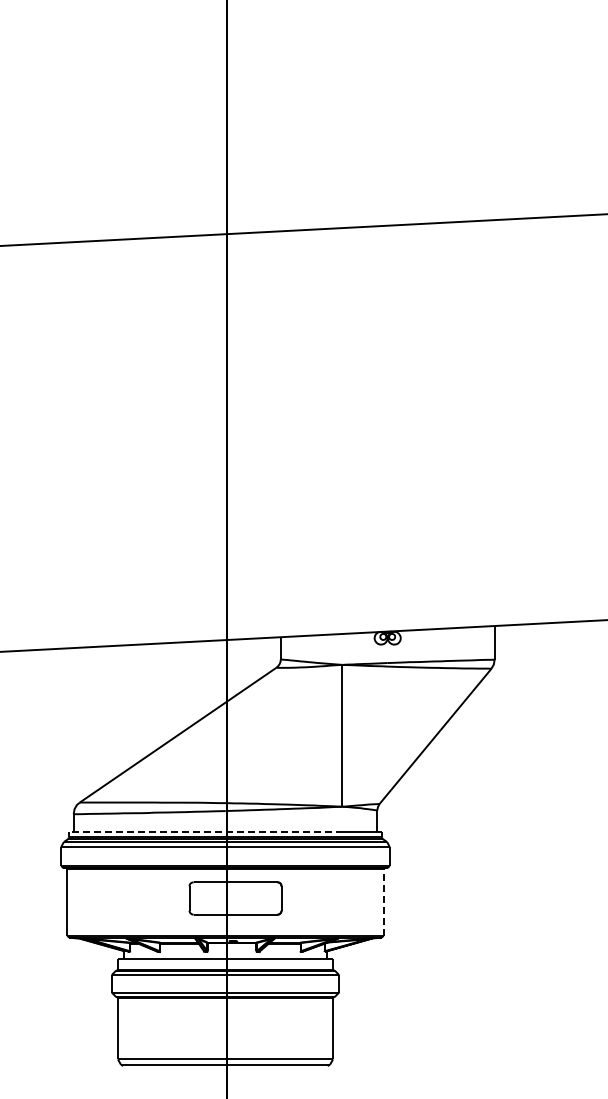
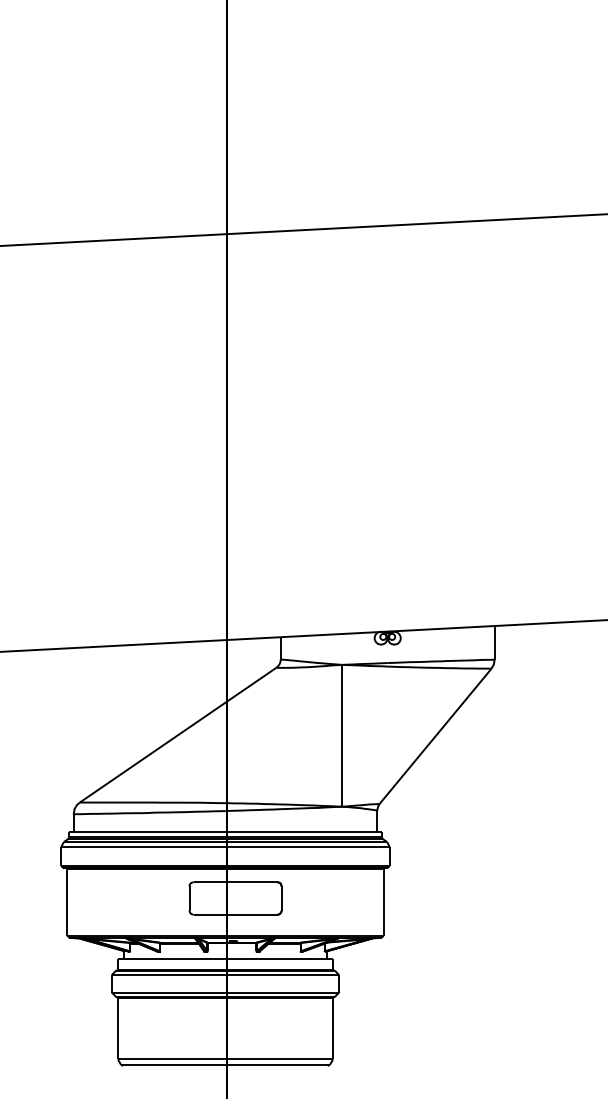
line: dashed -> solid (205, 831)
line: dashed -> solid (383, 901)
